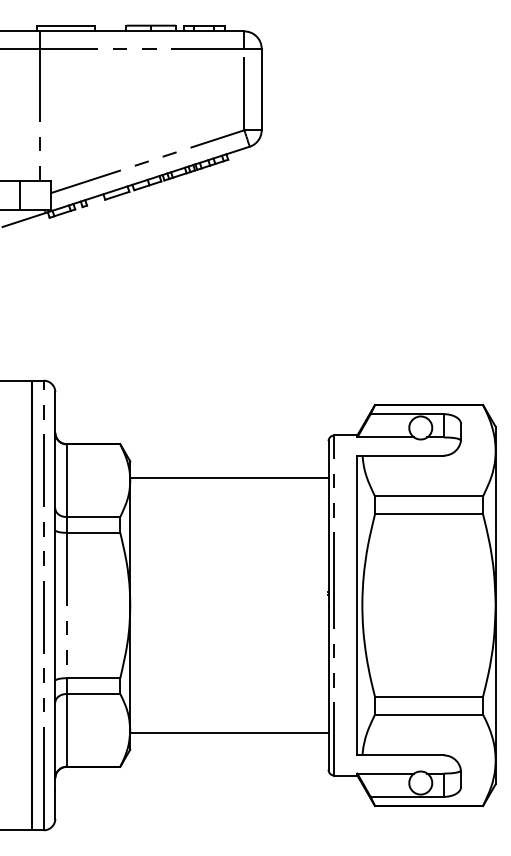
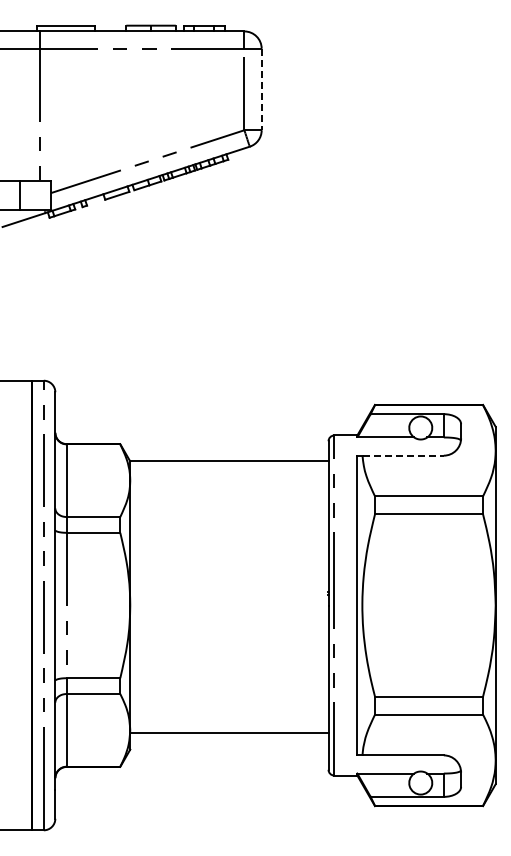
line: solid -> dashed (261, 89)
line: solid -> dashed (403, 455)
line position: (229, 477) -> (229, 460) (229, 460)
